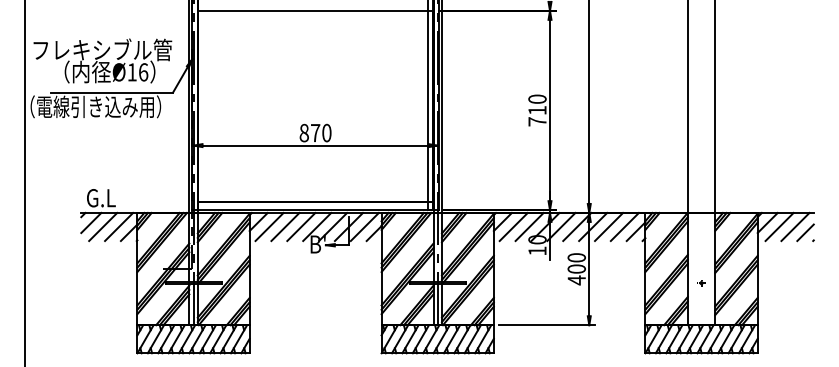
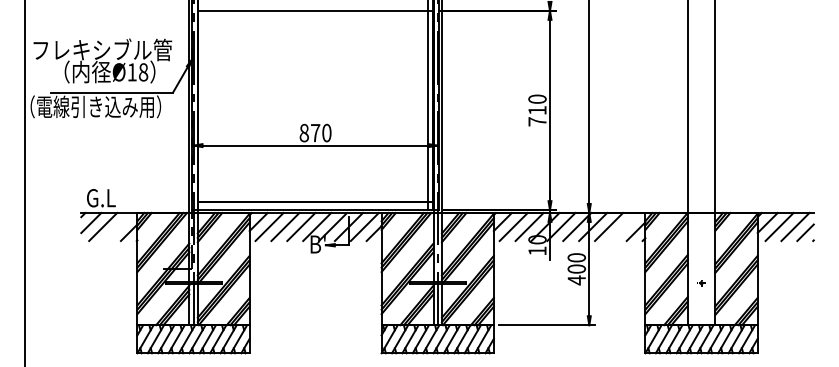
text: Ø16 -> Ø18 (143, 72)
line: present -> none (119, 226)
line: present -> none (624, 226)
